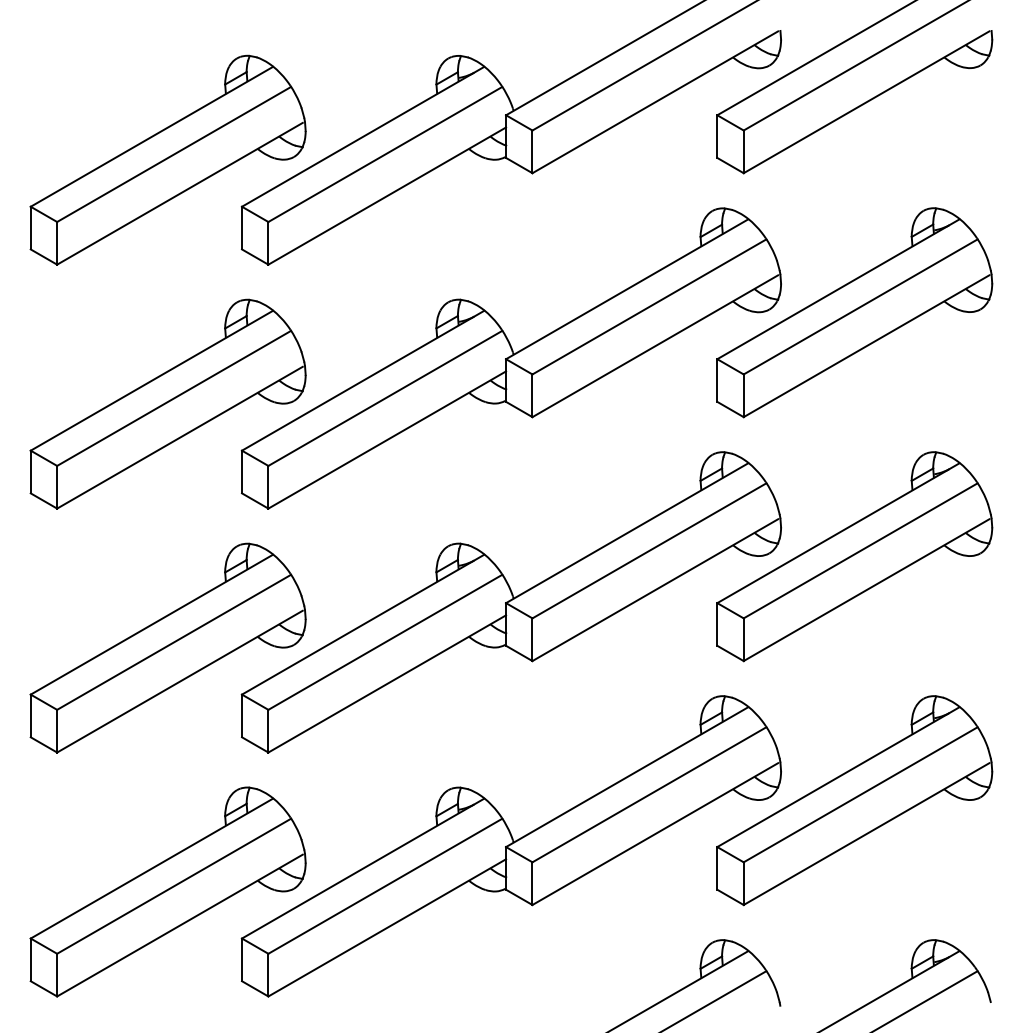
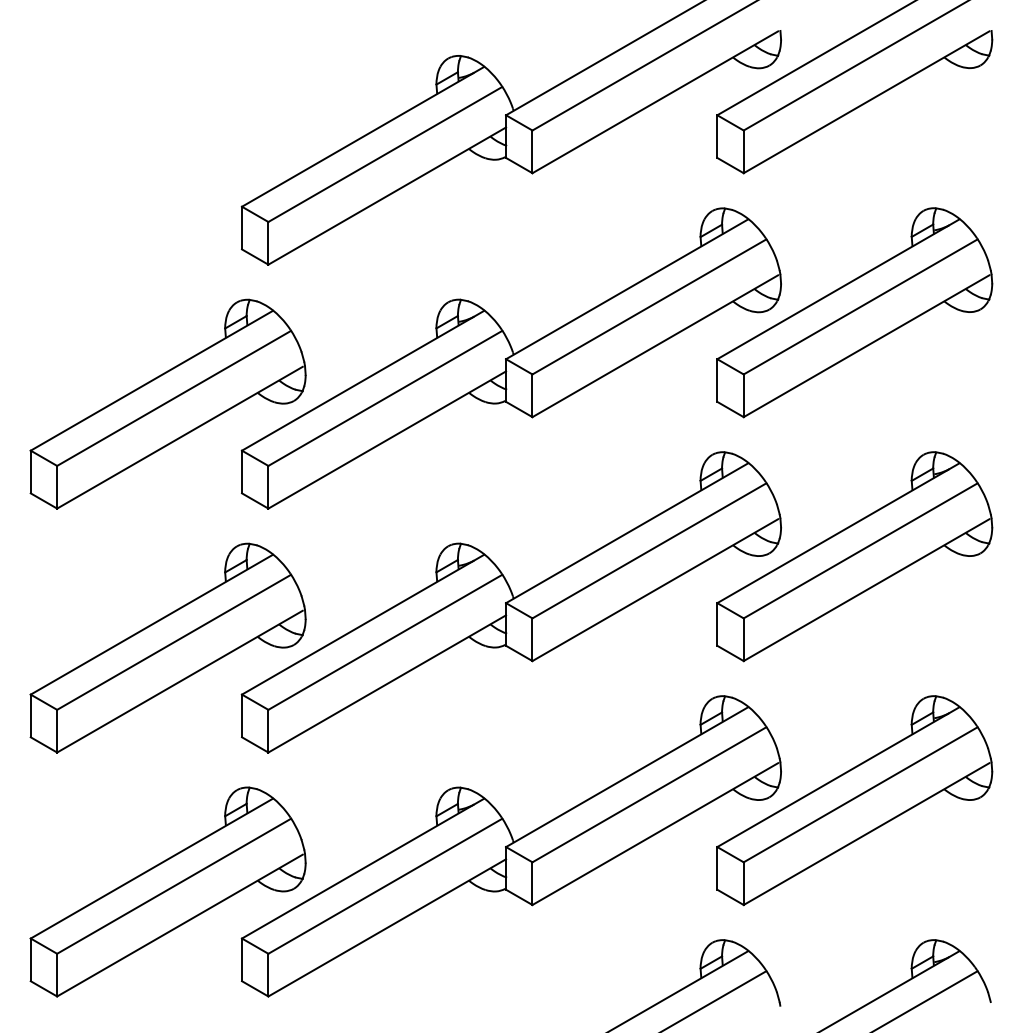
part: present -> none (167, 159)
